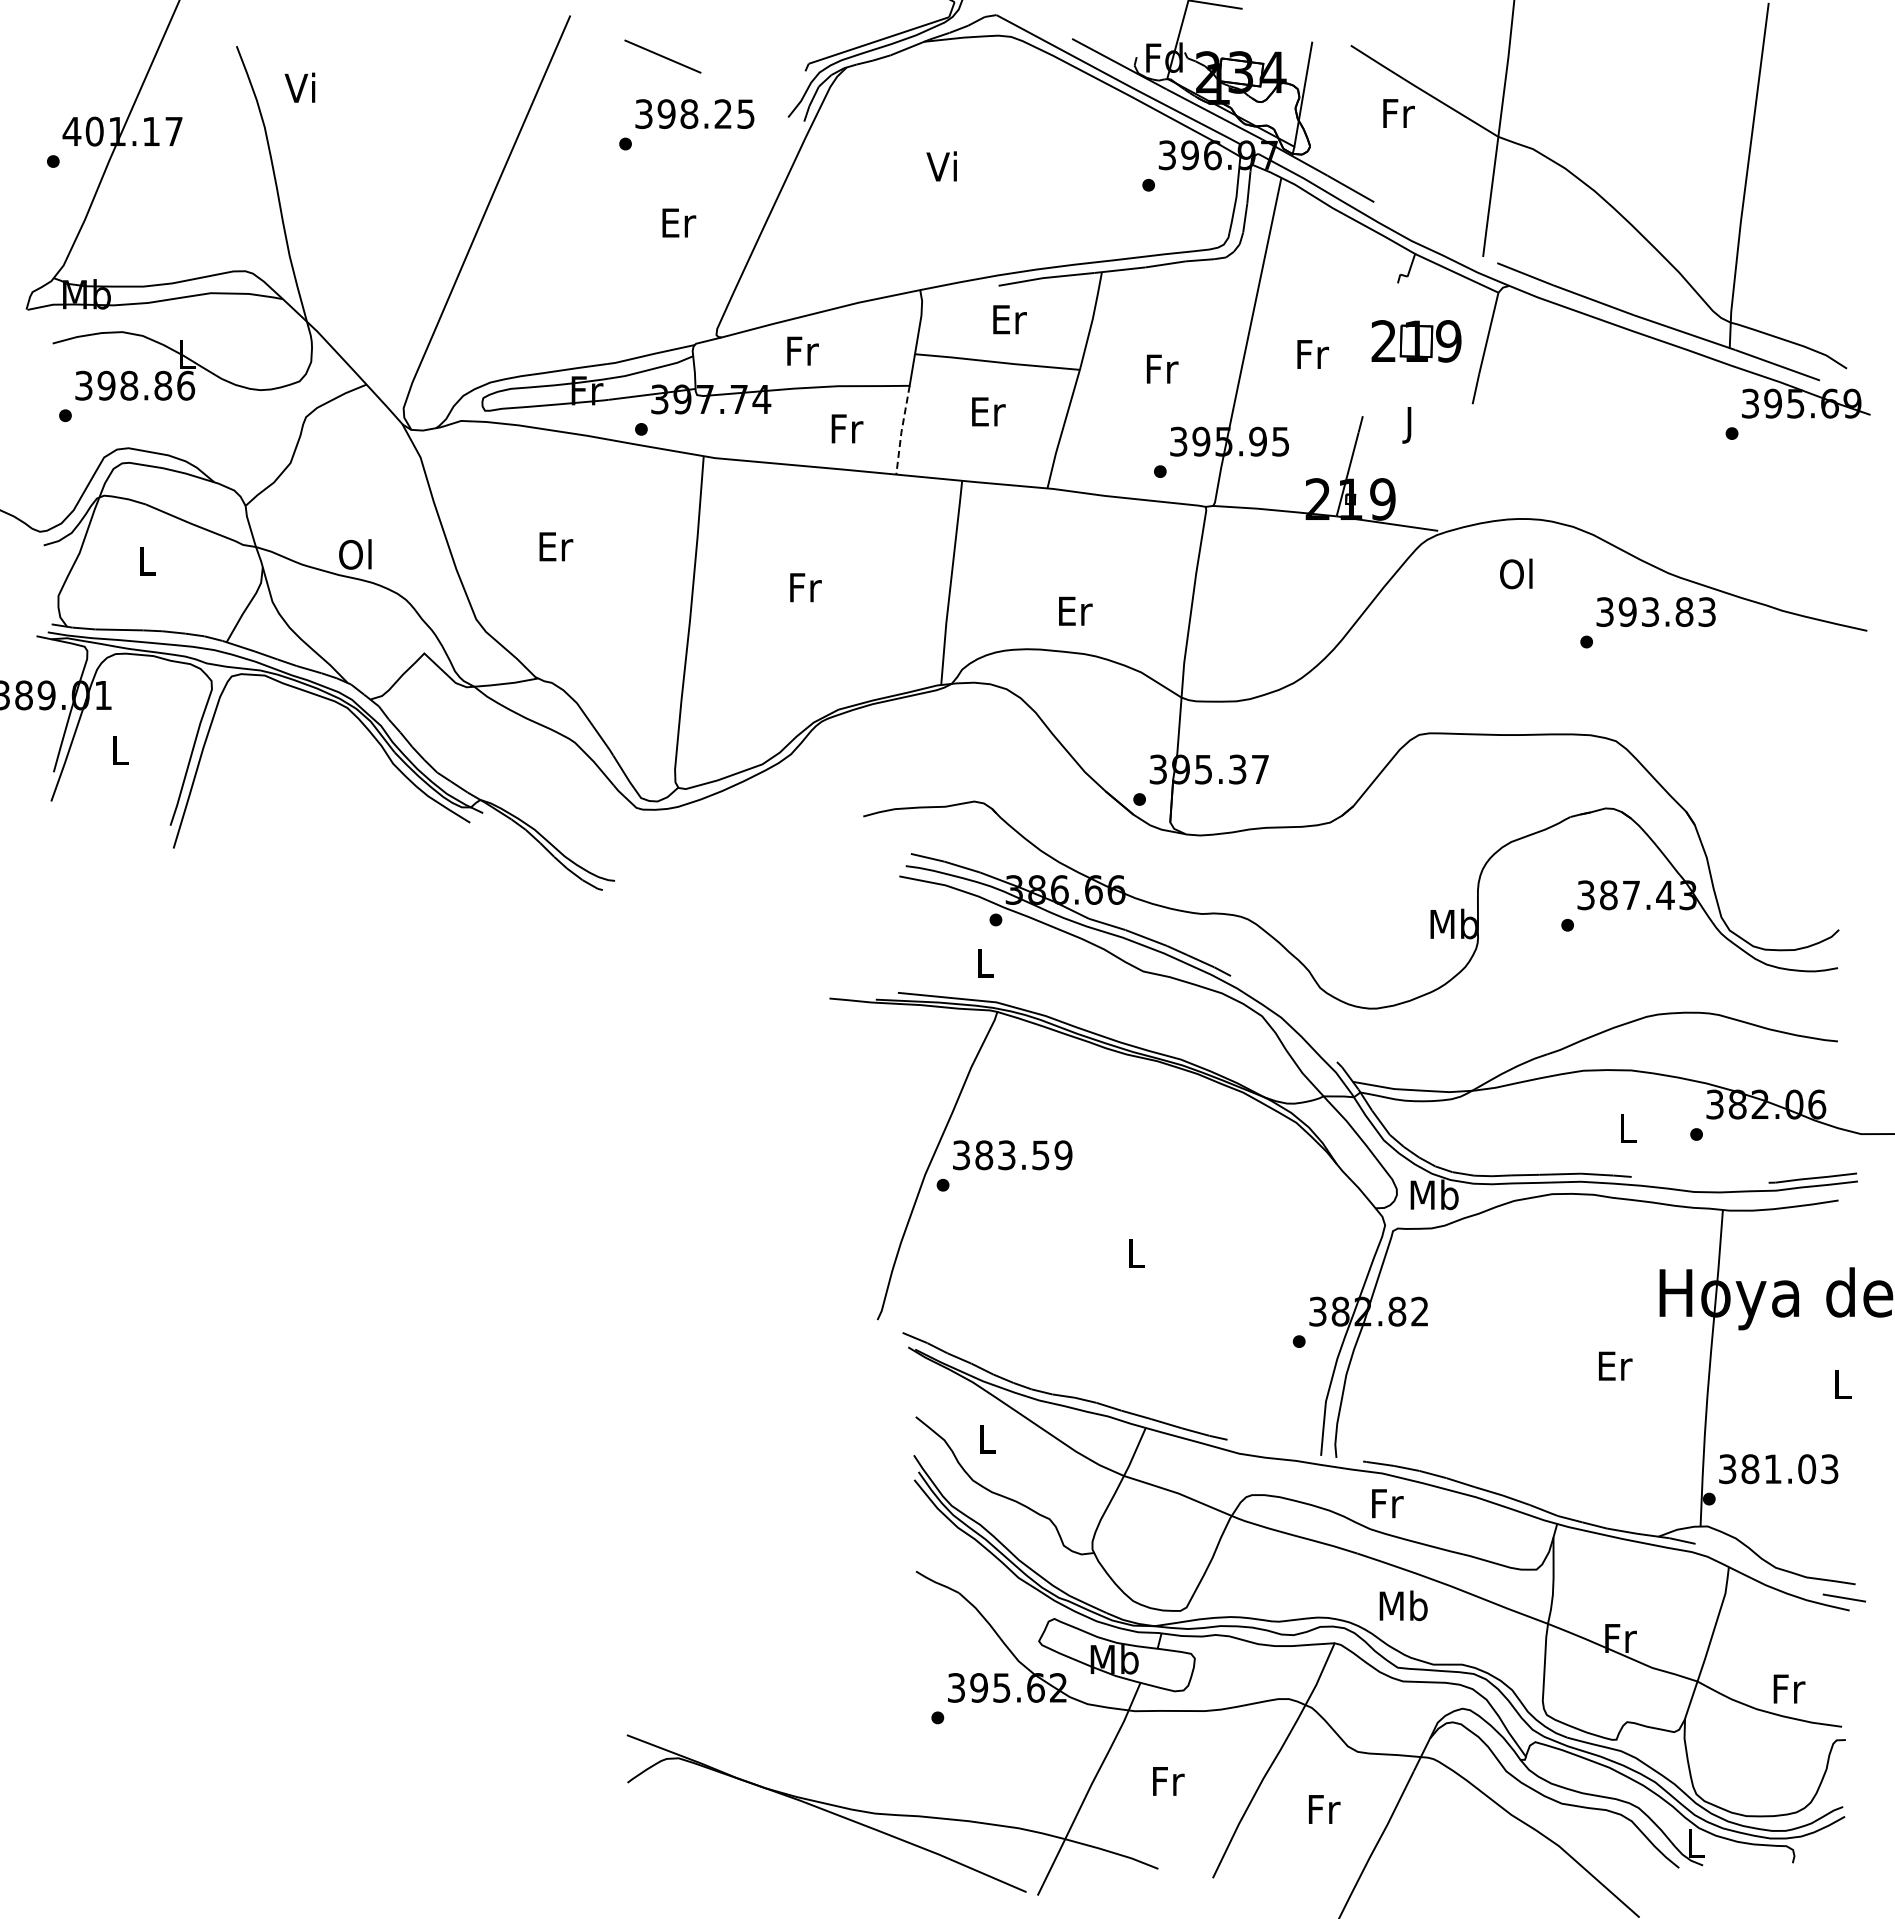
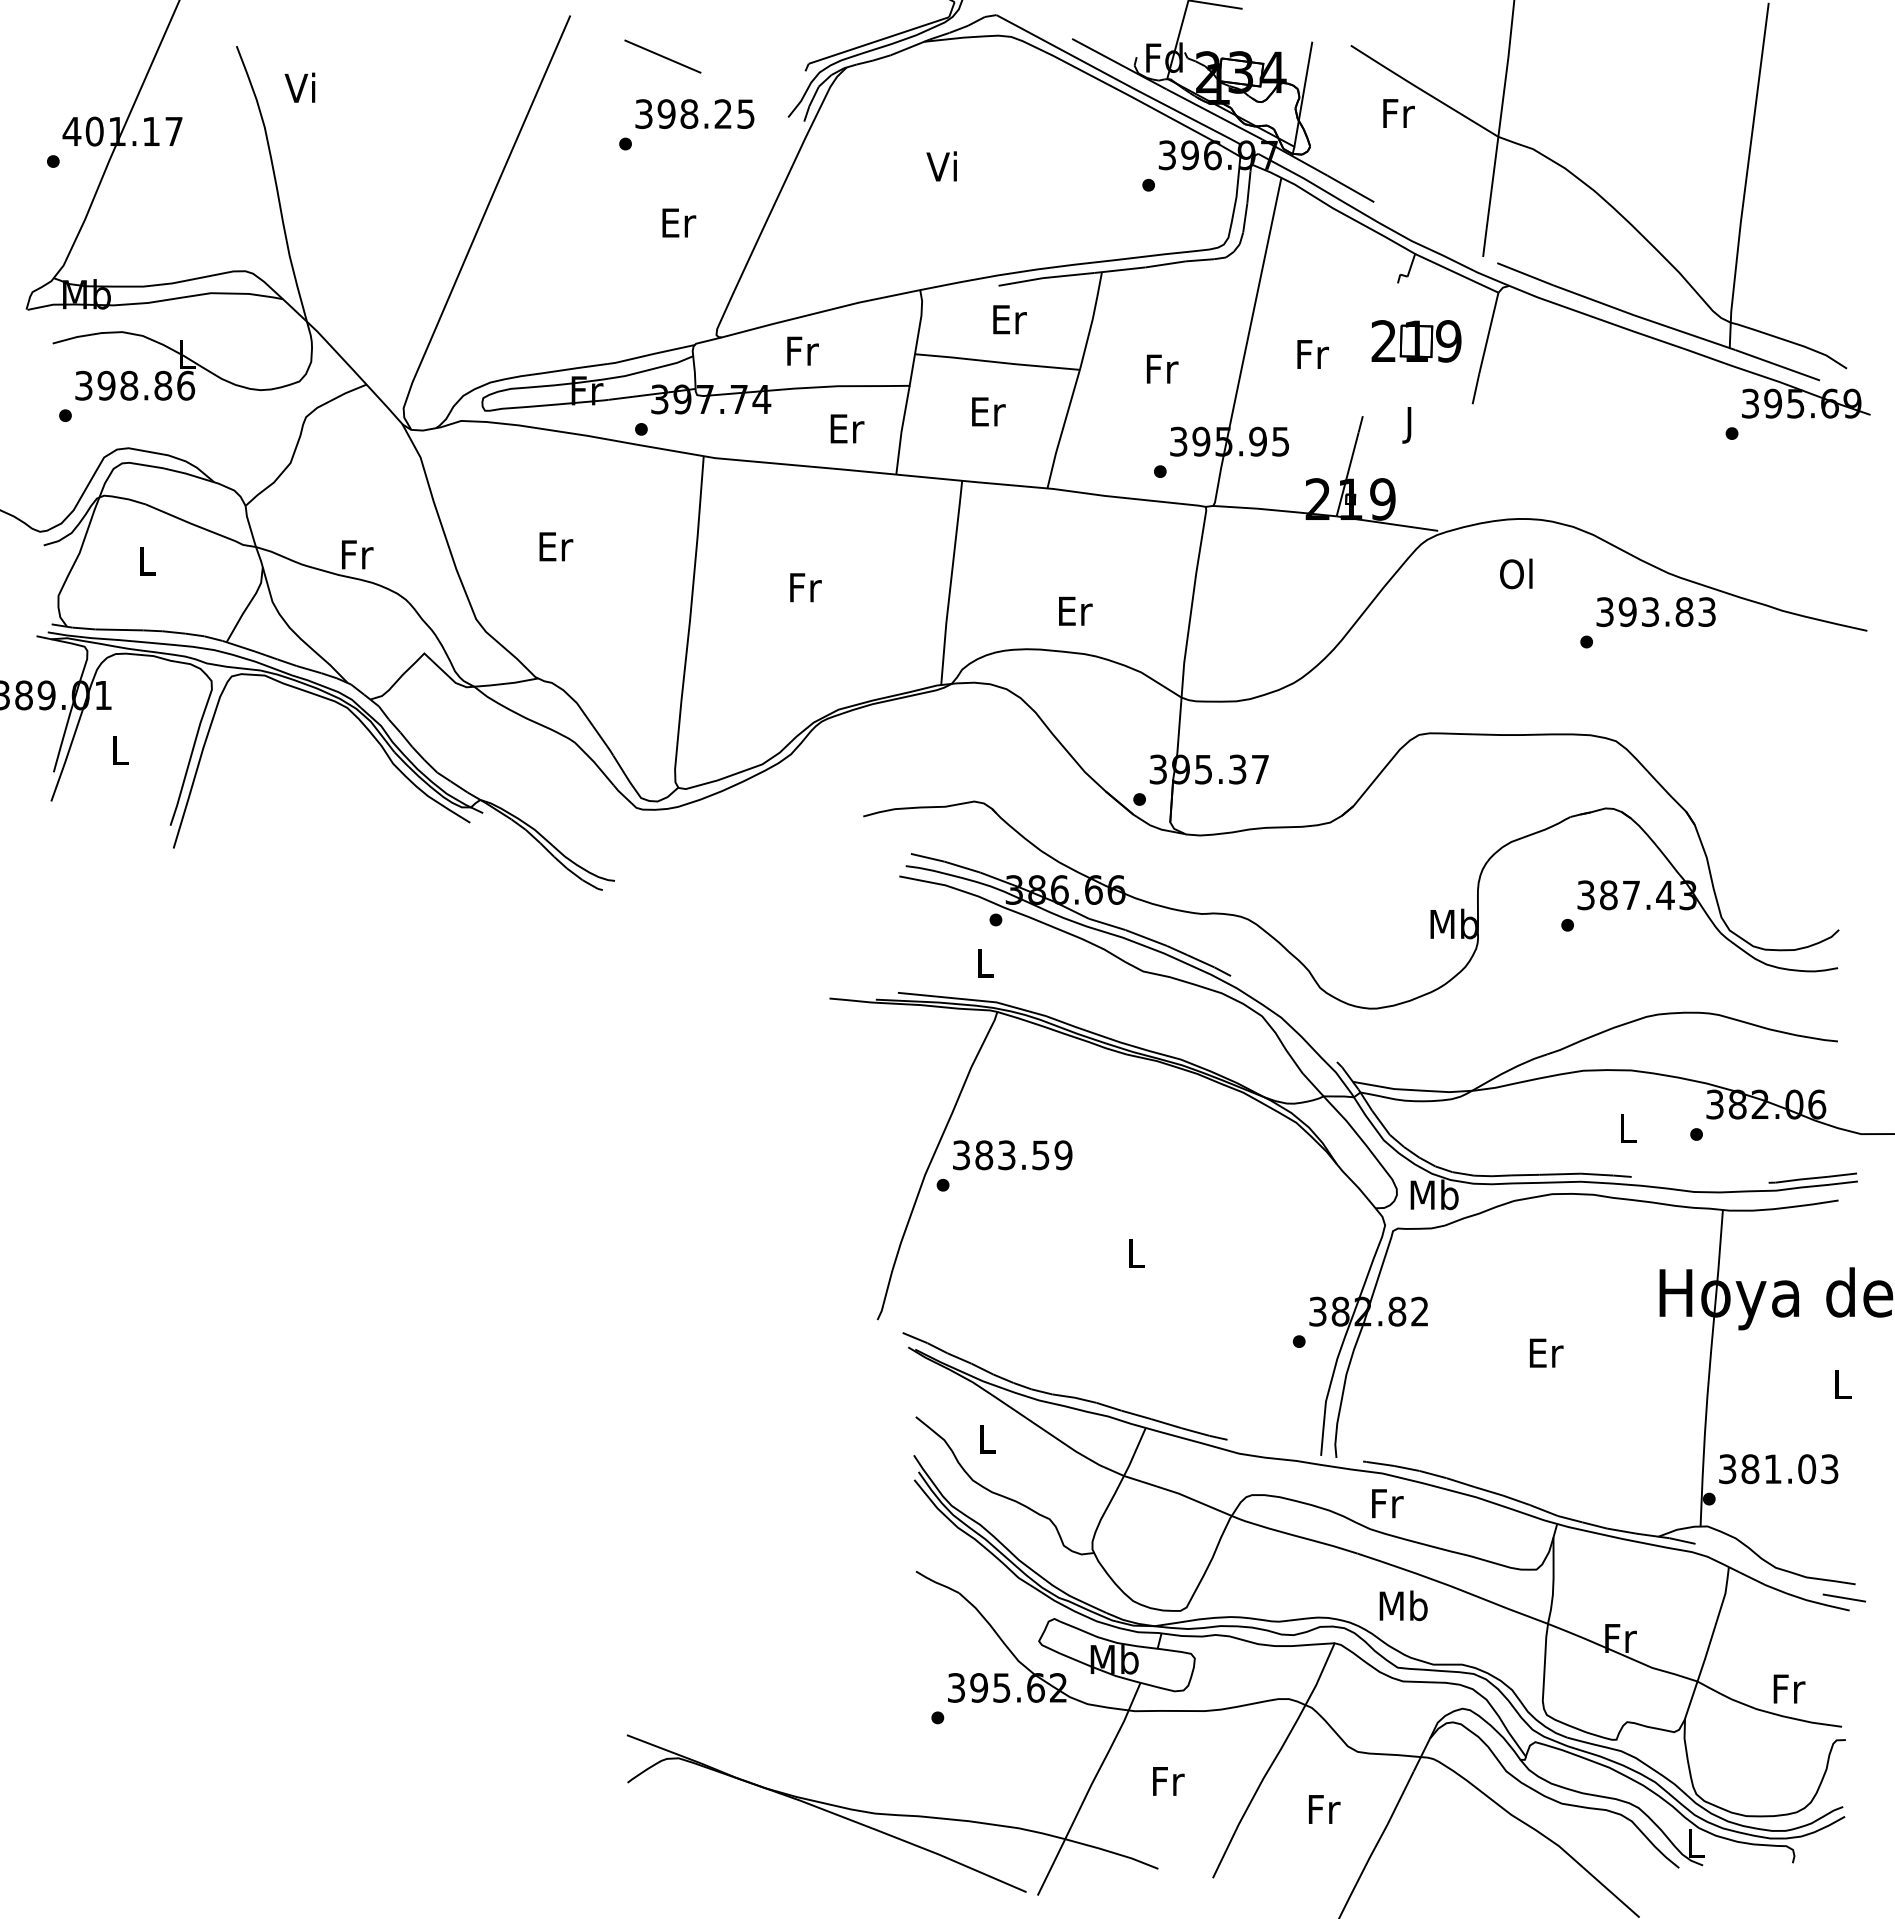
text: Fr -> Er (847, 428)
line: dashed -> solid (901, 430)
text: Ol -> Fr (356, 554)
text position: (1615, 1365) -> (1546, 1352) (1546, 1352)
